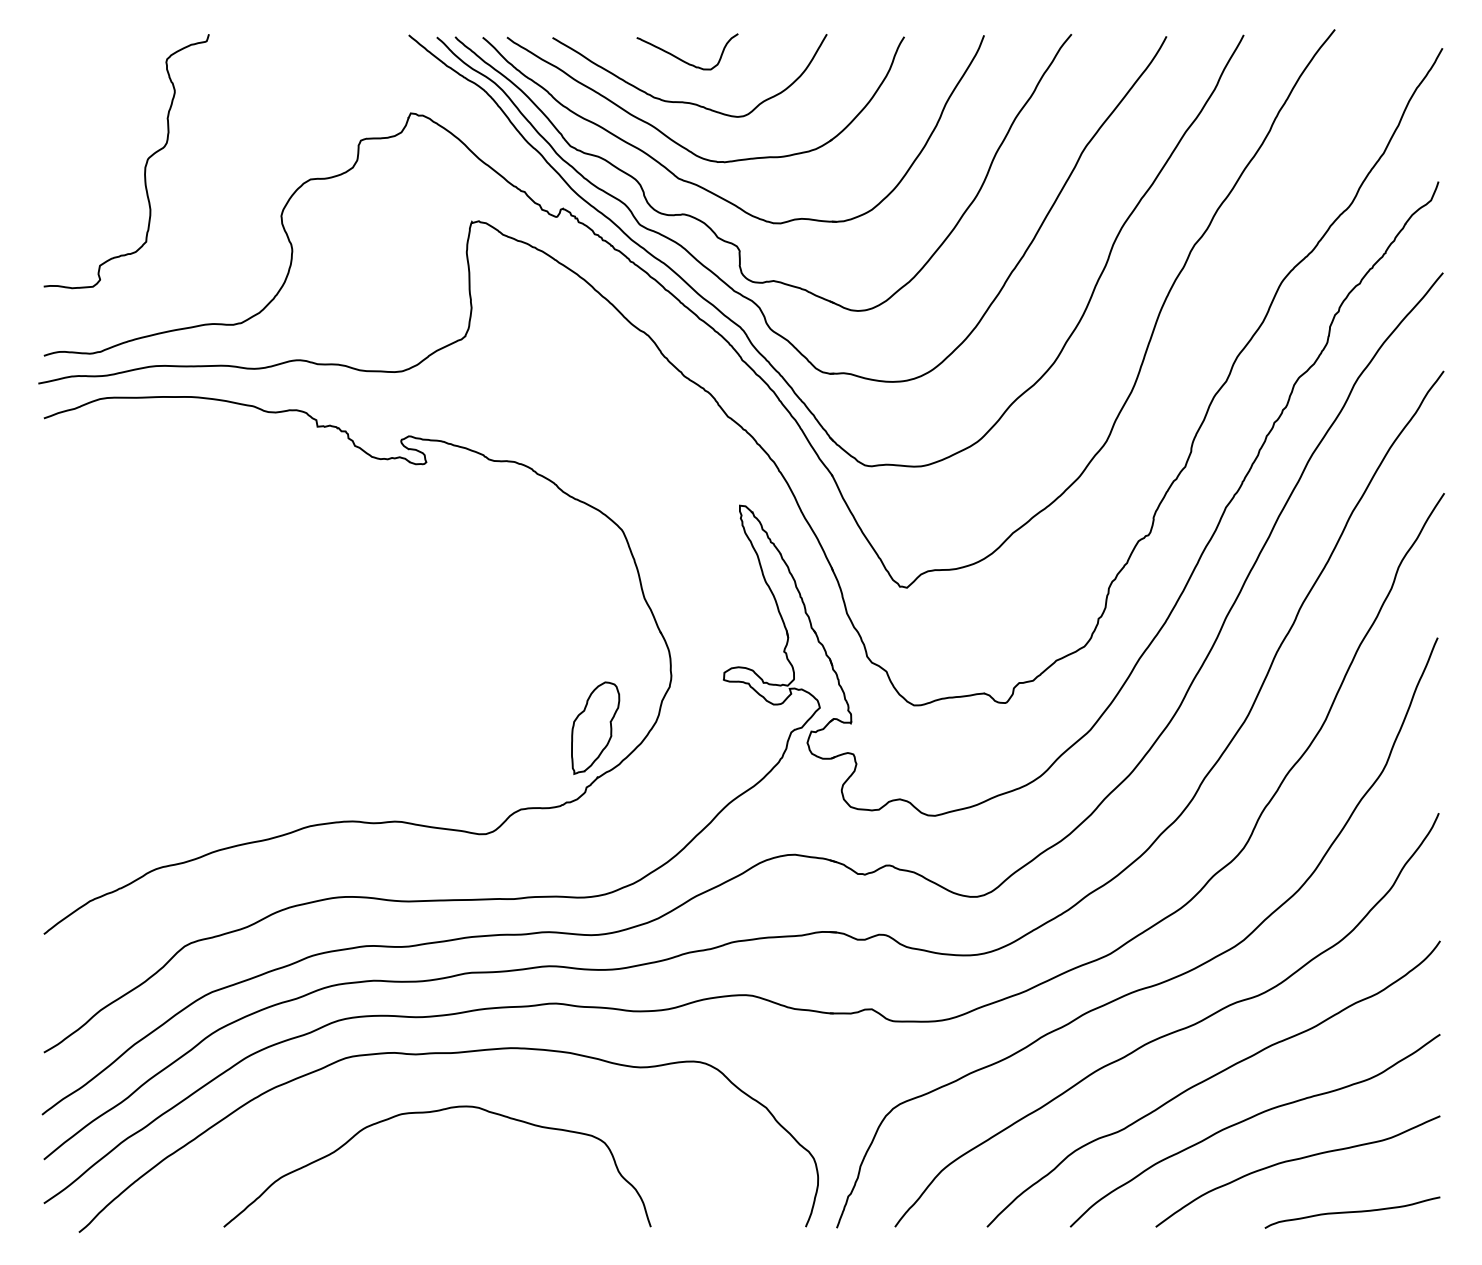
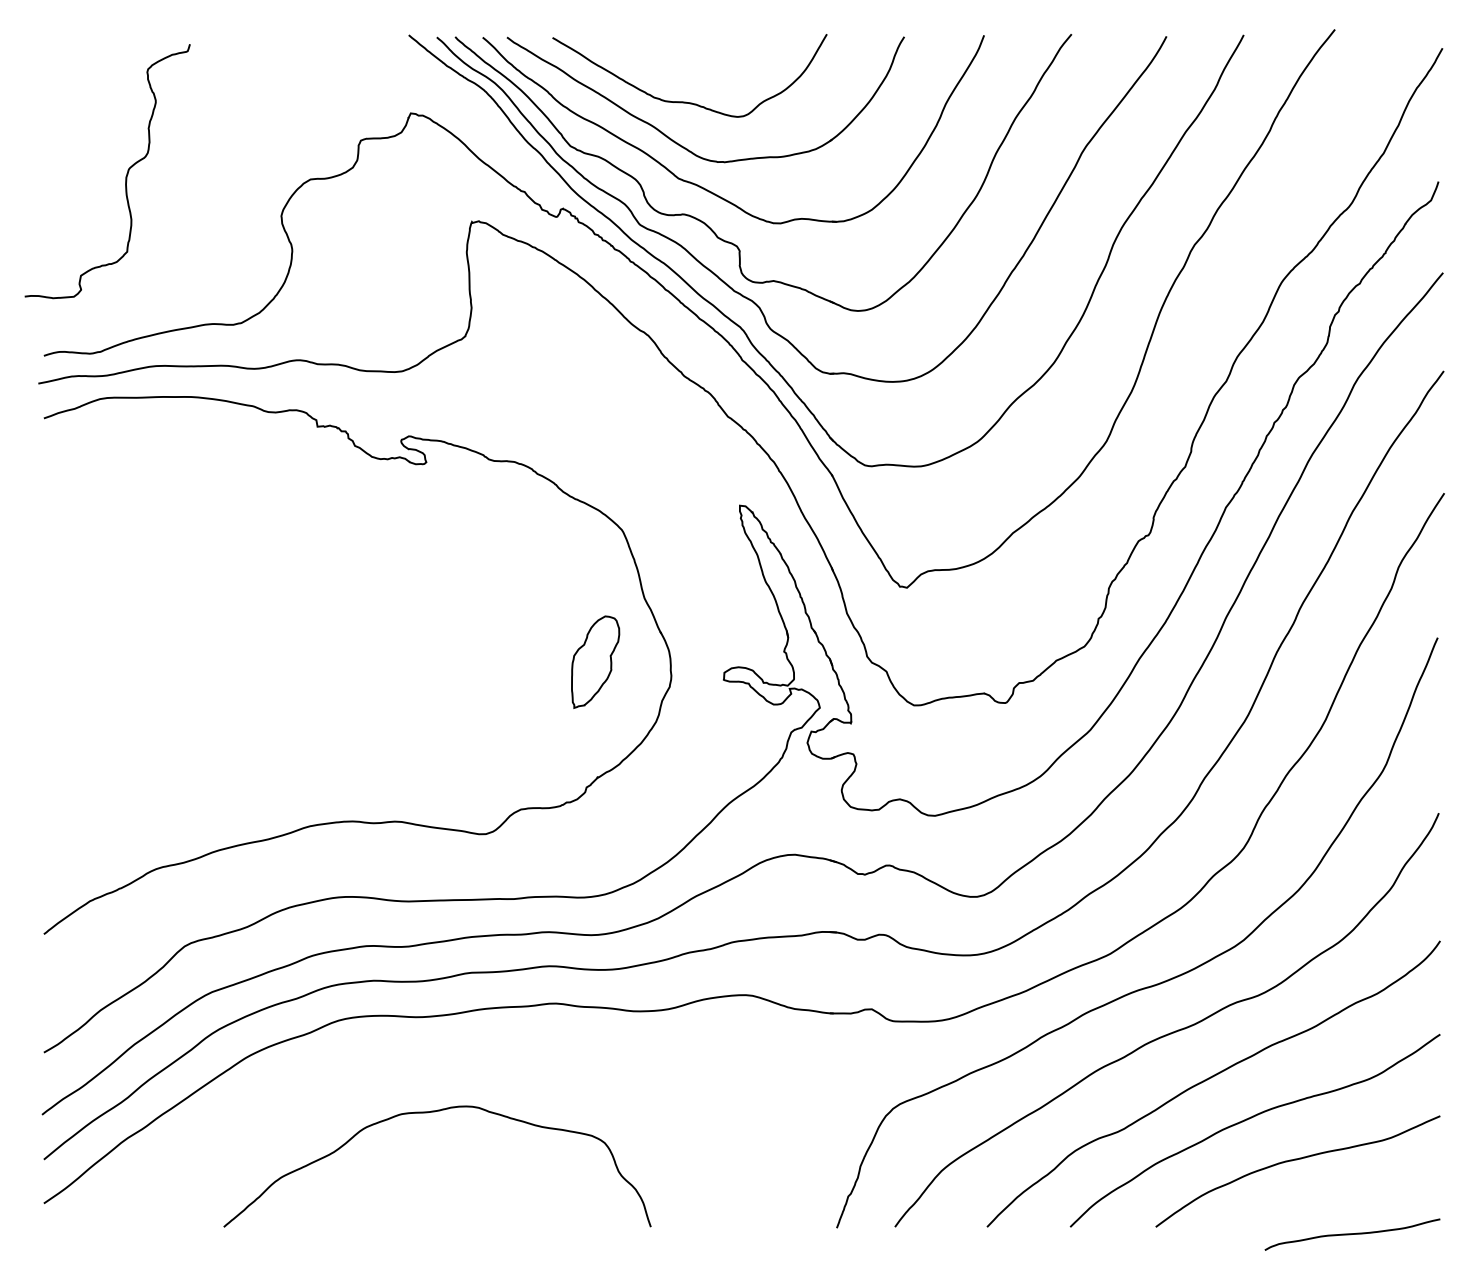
curve: present -> none (682, 59)
curve position: (144, 166) -> (125, 176) (125, 176)
part position: (595, 727) -> (595, 661) (595, 661)
curve: present -> none (435, 1054)
curve position: (1352, 1212) -> (1352, 1234) (1352, 1234)
